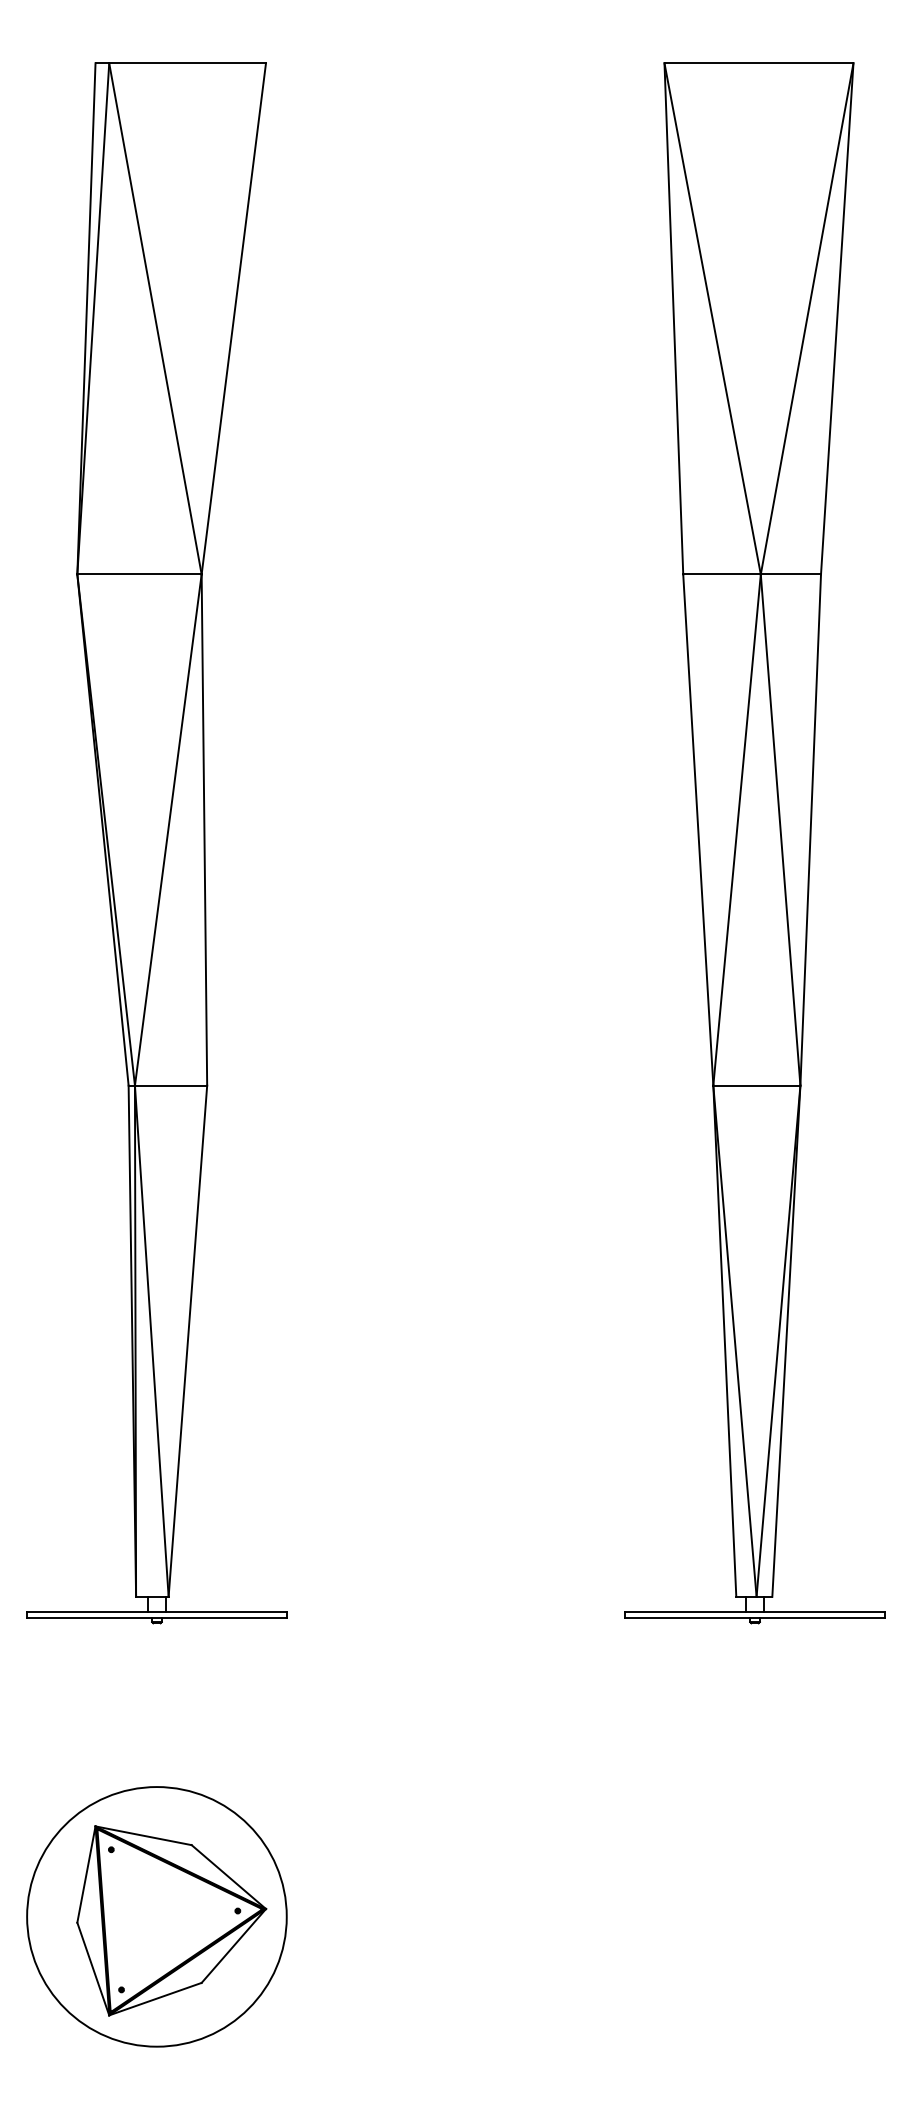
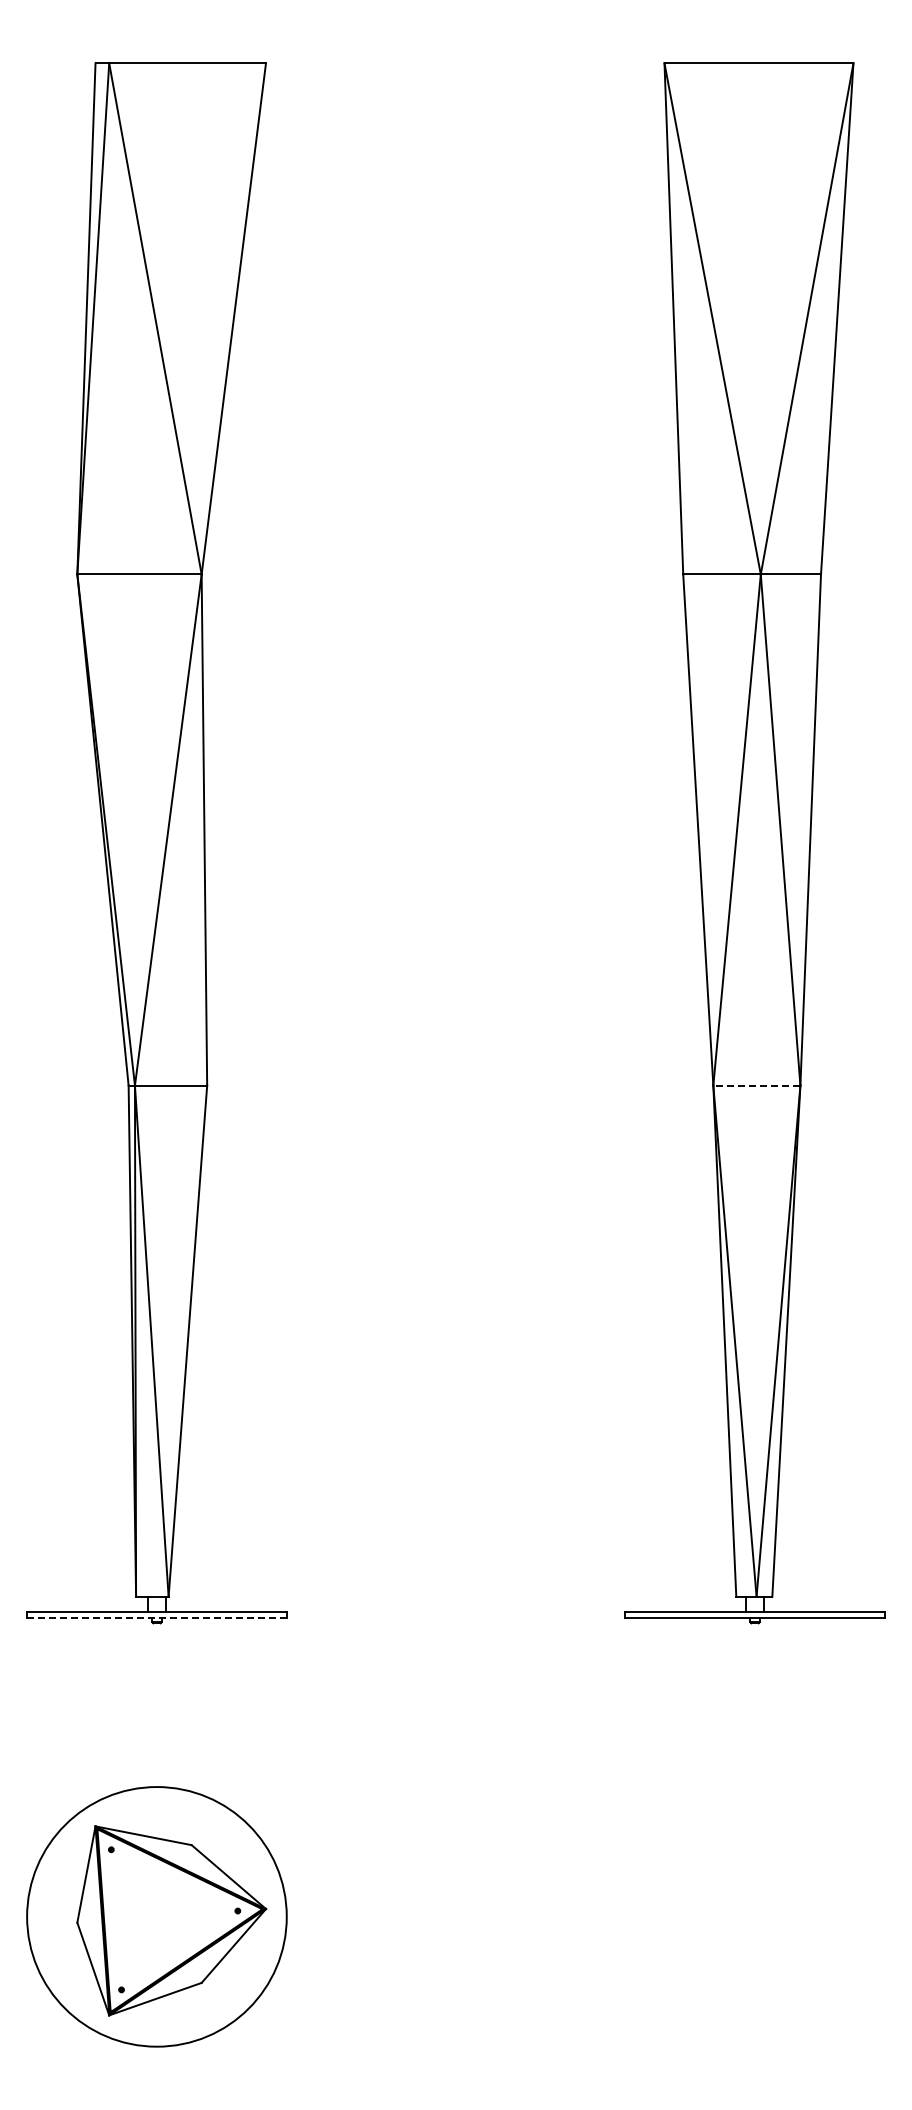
line: solid -> dashed (756, 1085)
line: solid -> dashed (156, 1618)
